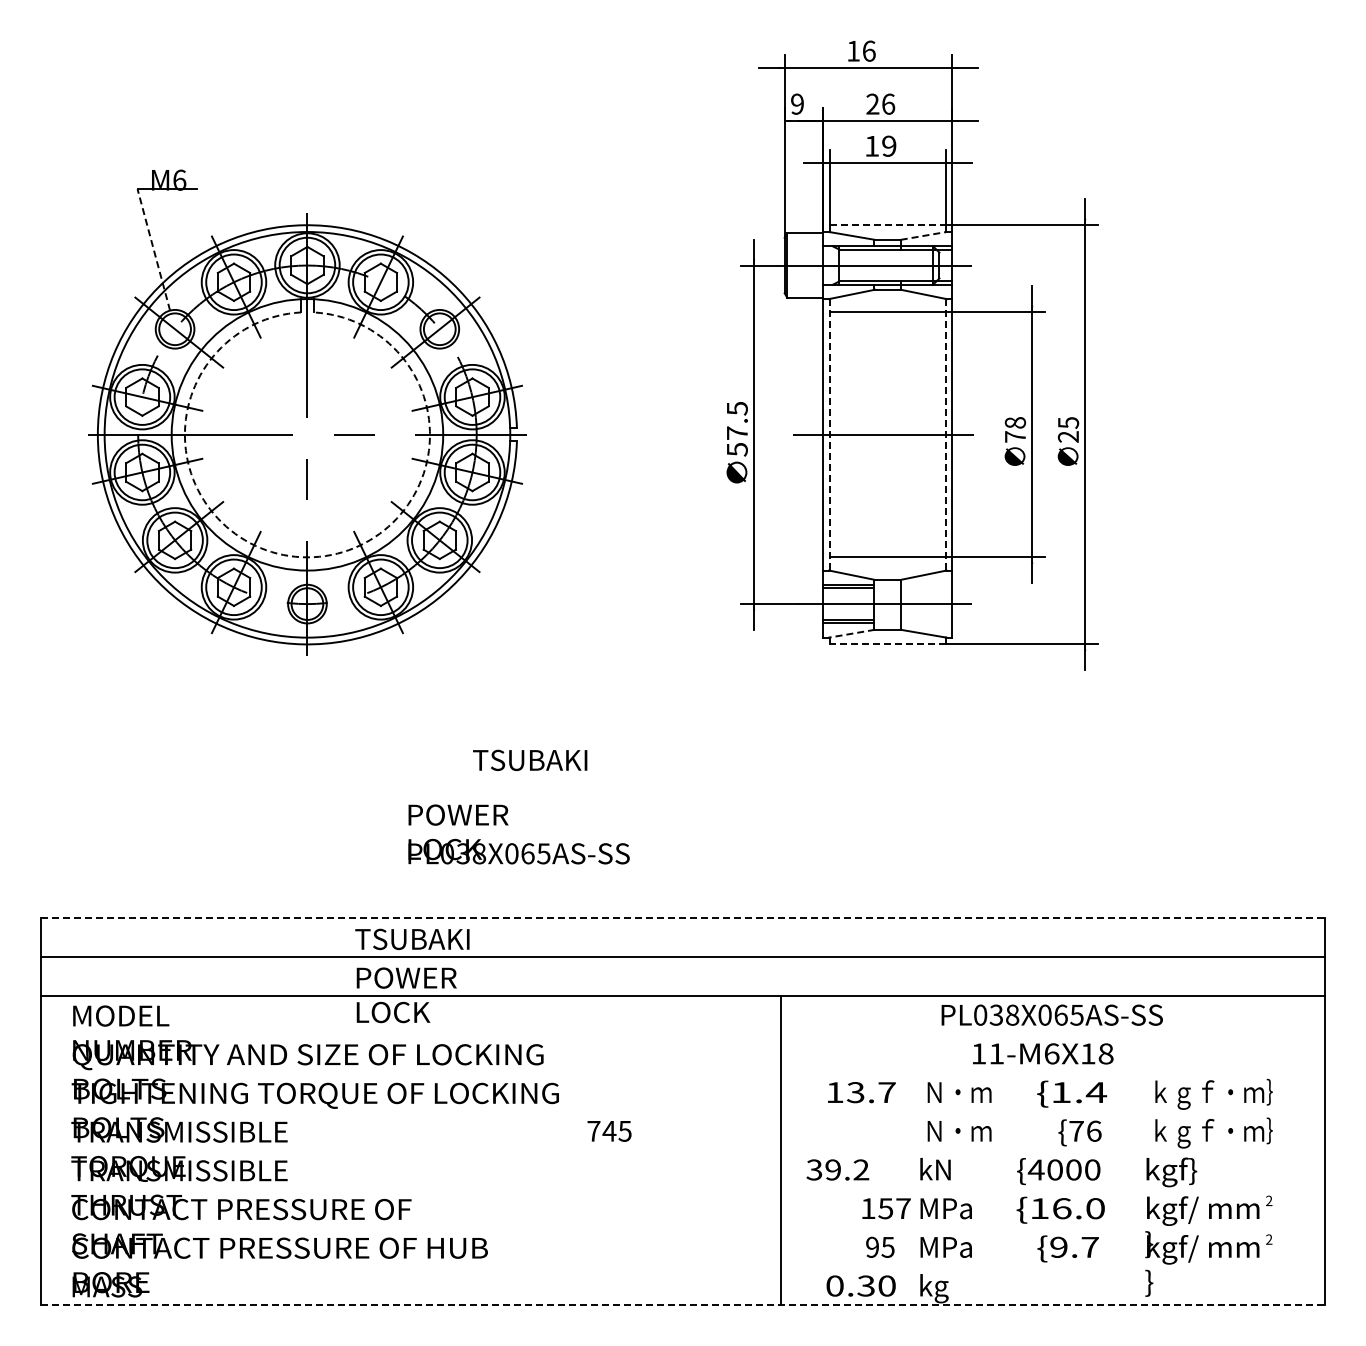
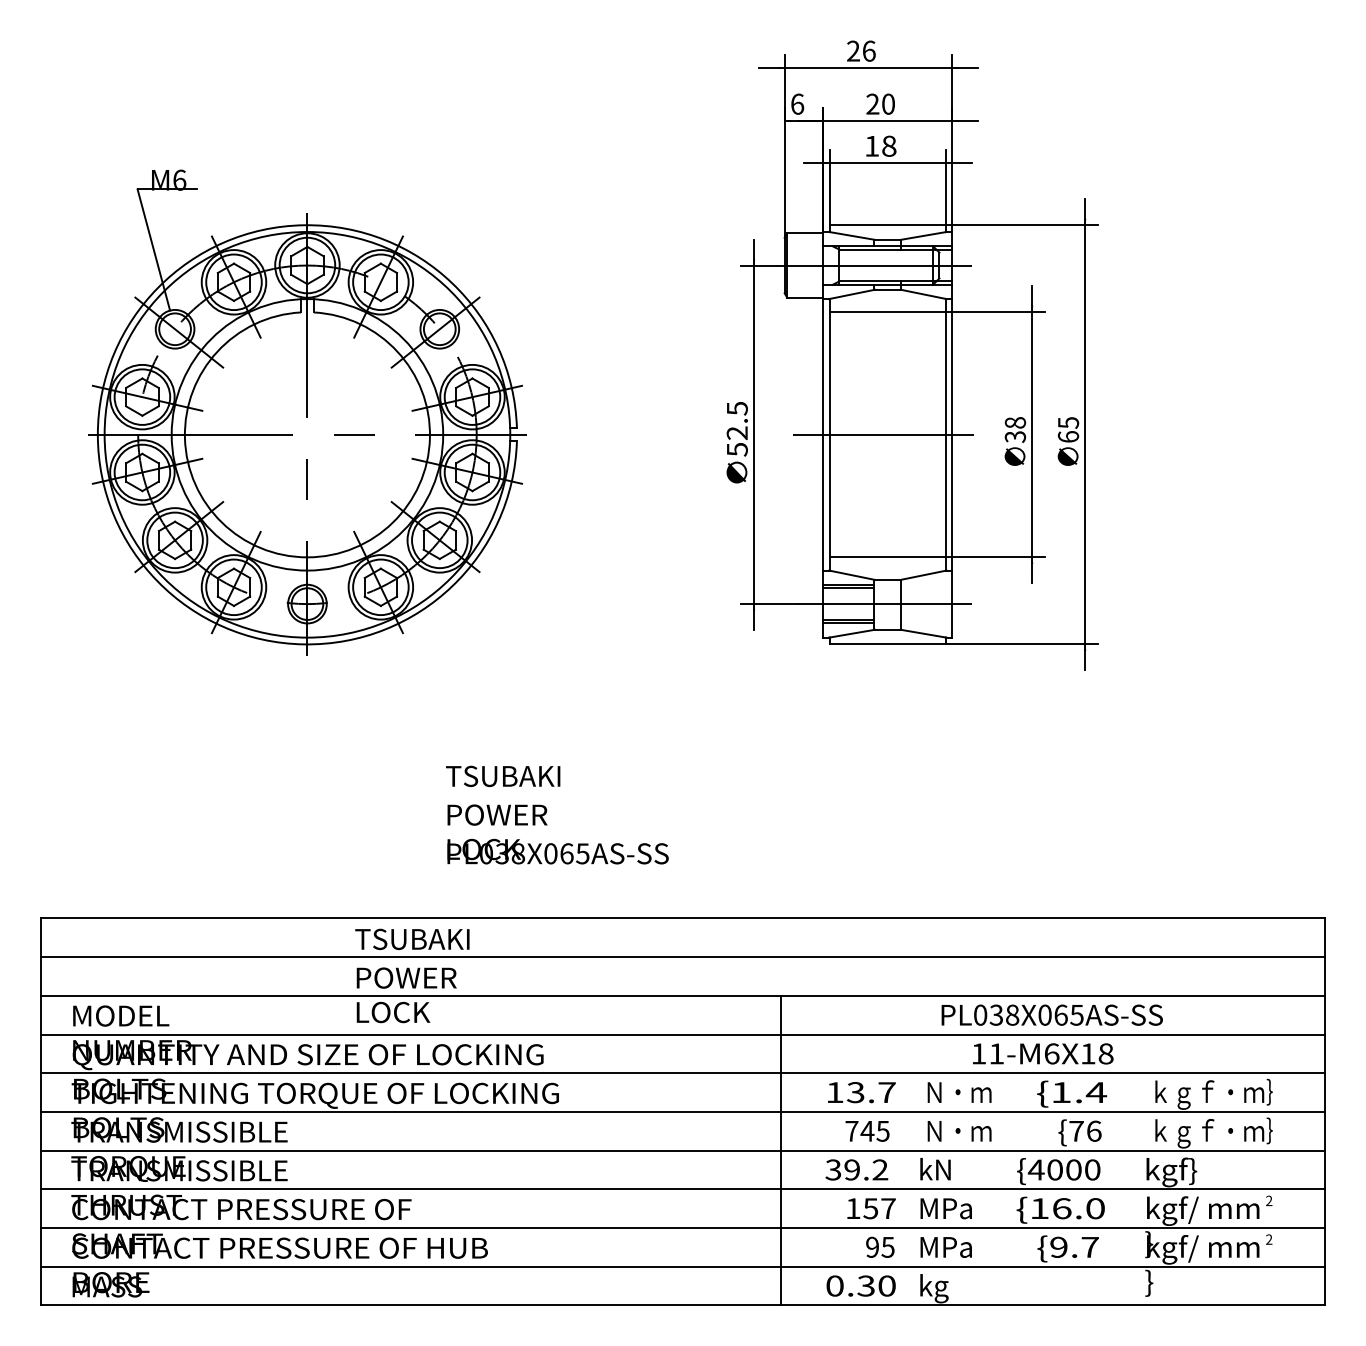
text: 16 -> 26 (853, 50)
text: 9 -> 6 (797, 103)
text: 26 -> 20 (888, 103)
text: 19 -> 18 (889, 145)
line: dashed -> solid (888, 225)
line: dashed -> solid (923, 235)
line: dashed -> solid (153, 249)
text: 57.5 -> 52.5 (736, 432)
line: dashed -> solid (829, 434)
line: dashed -> solid (945, 434)
text: 78 -> 38 (1015, 436)
text: 25 -> 65 (1068, 436)
arc: dashed -> solid (307, 557)
line: dashed -> solid (852, 633)
line: dashed -> solid (887, 644)
text position: (530, 759) -> (503, 775) (503, 775)
text position: (518, 834) -> (557, 834) (557, 834)
line: dashed -> solid (683, 918)
line: none -> present (682, 1034)
line: none -> present (682, 1073)
line: none -> present (682, 1111)
text position: (609, 1131) -> (867, 1131) (867, 1131)
line: none -> present (682, 1150)
text position: (837, 1169) -> (856, 1169) (856, 1169)
line: none -> present (682, 1189)
text position: (886, 1208) -> (871, 1208) (871, 1208)
line: none -> present (682, 1228)
line: none -> present (682, 1266)
line: dashed -> solid (683, 1305)
